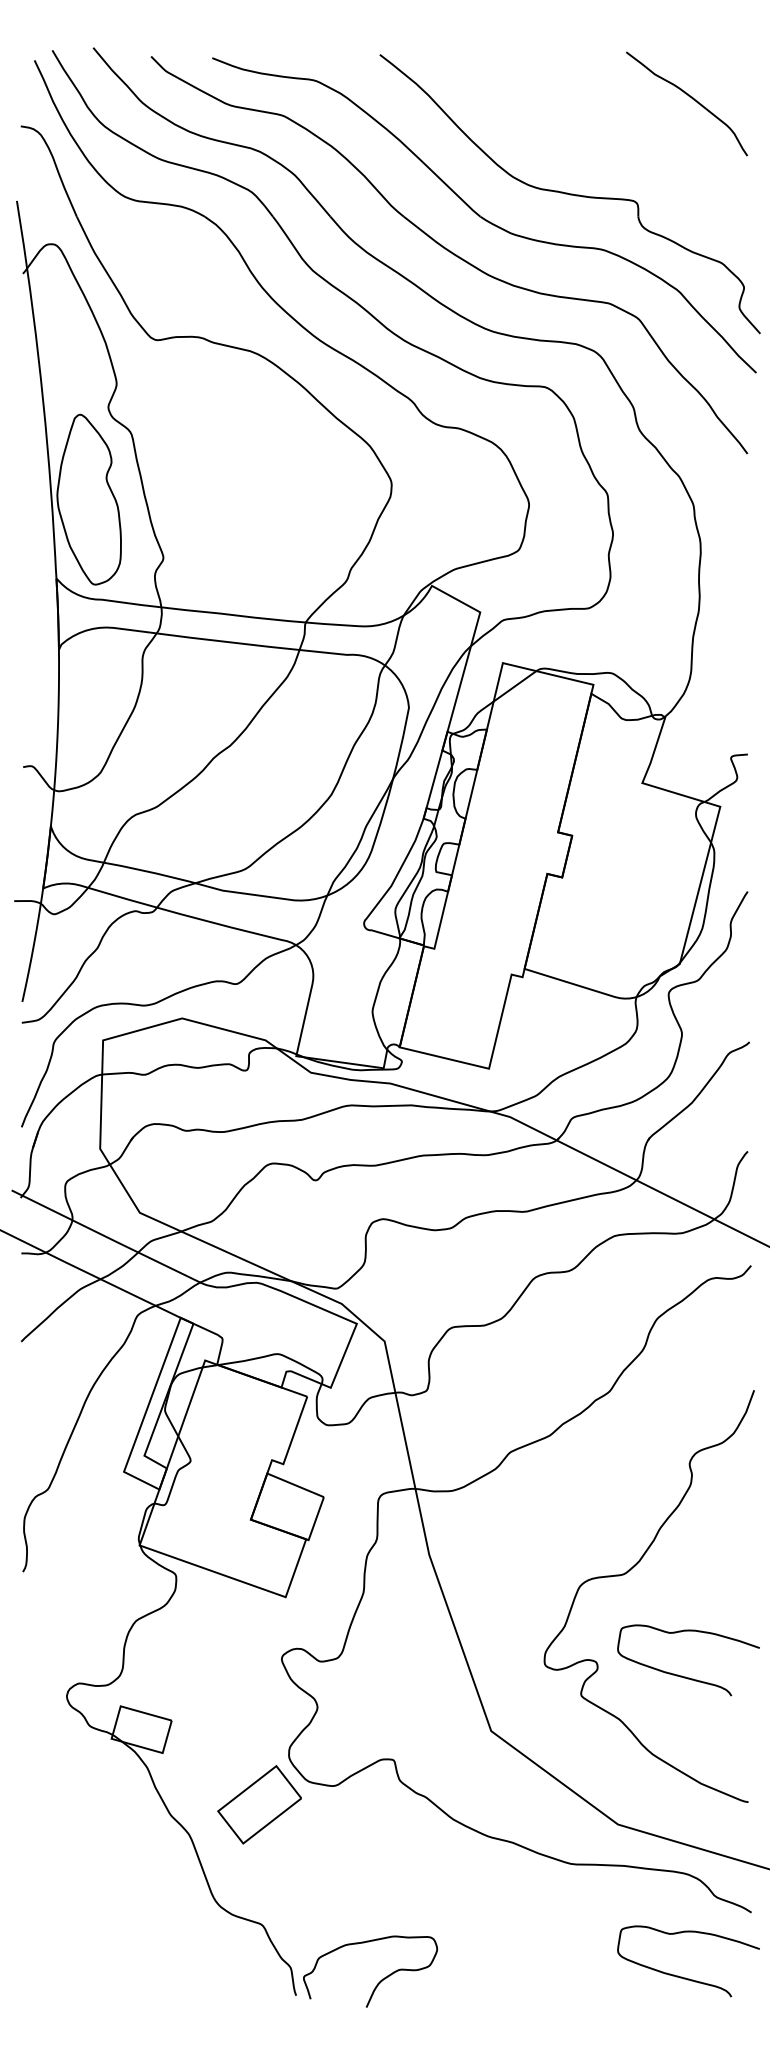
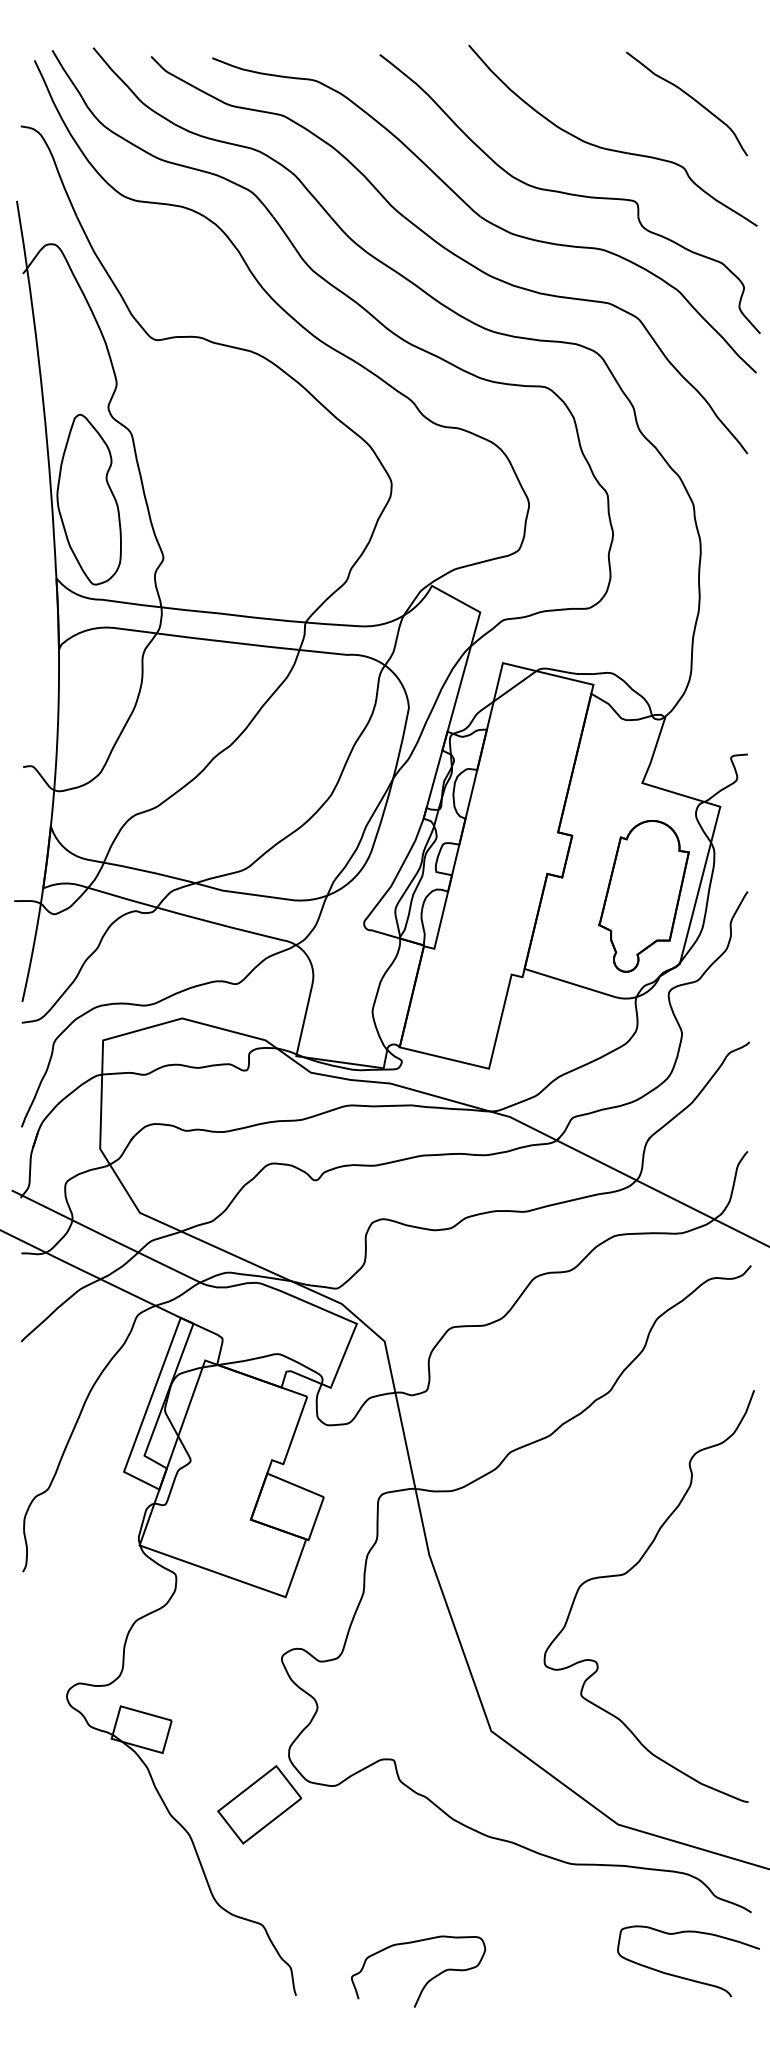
part: none -> present (609, 148)
part: none -> present (643, 896)
curve: present -> none (685, 1676)
curve position: (380, 1980) -> (428, 1980) (428, 1980)
